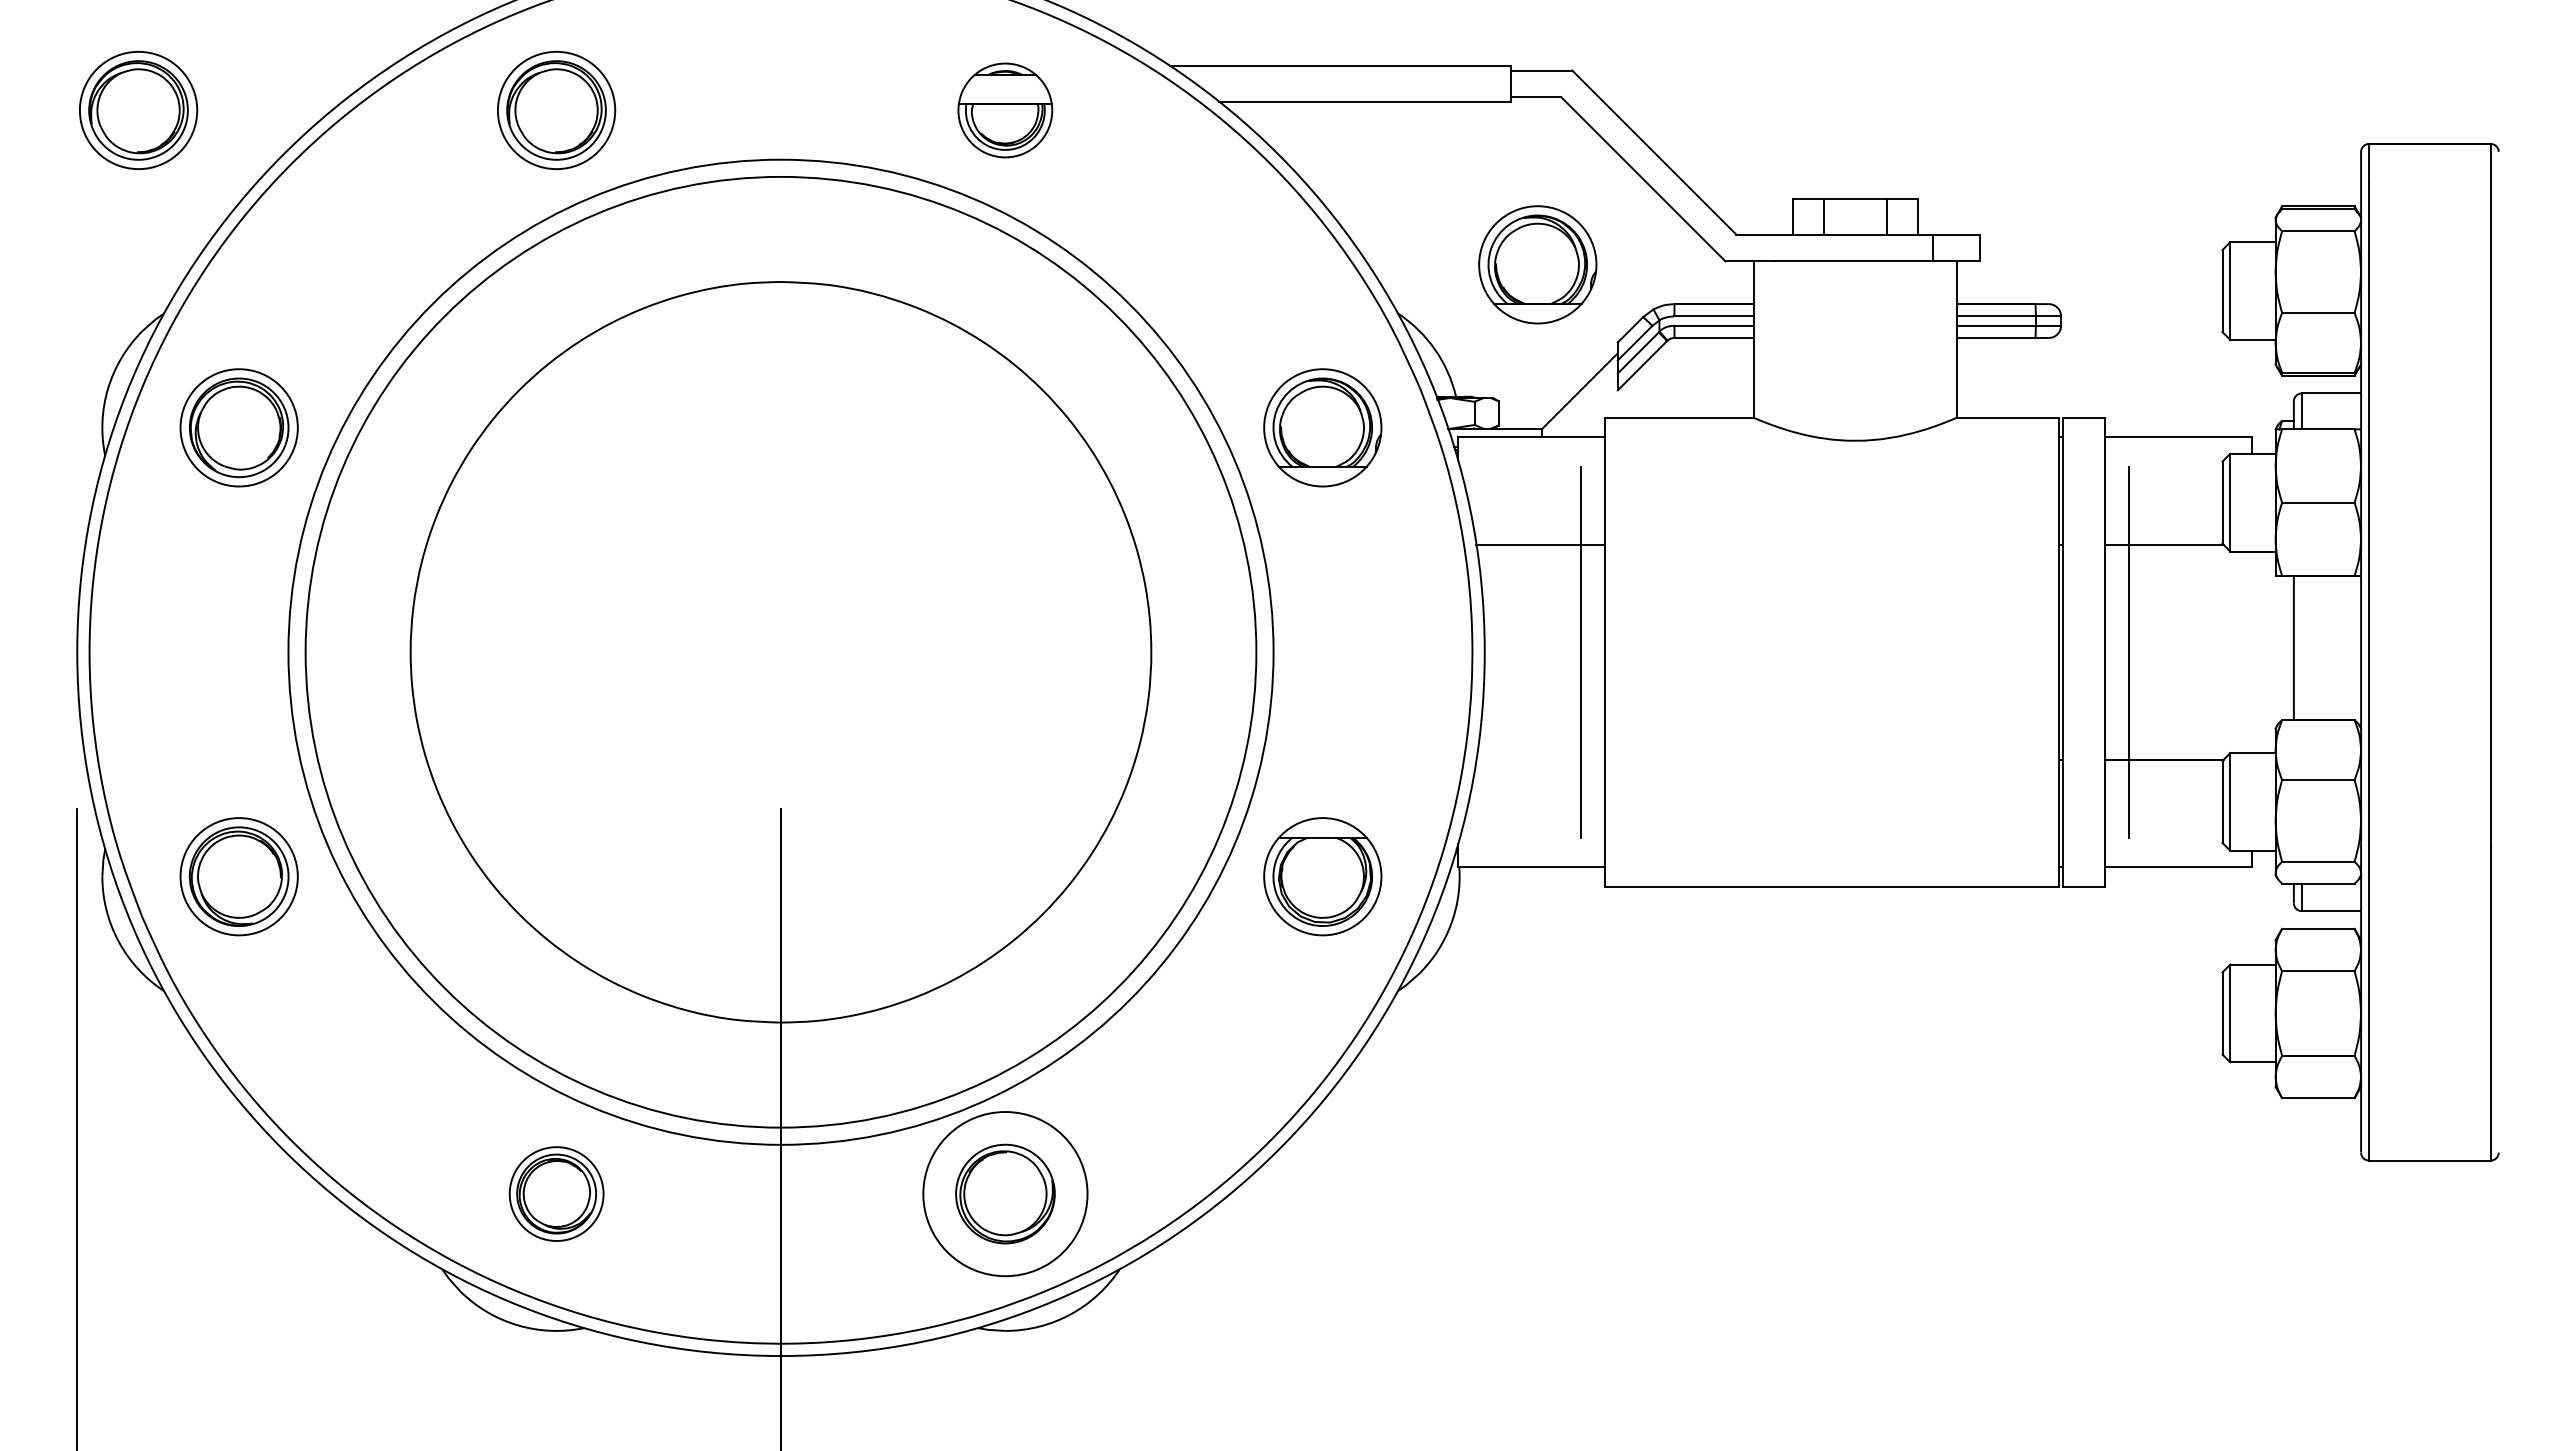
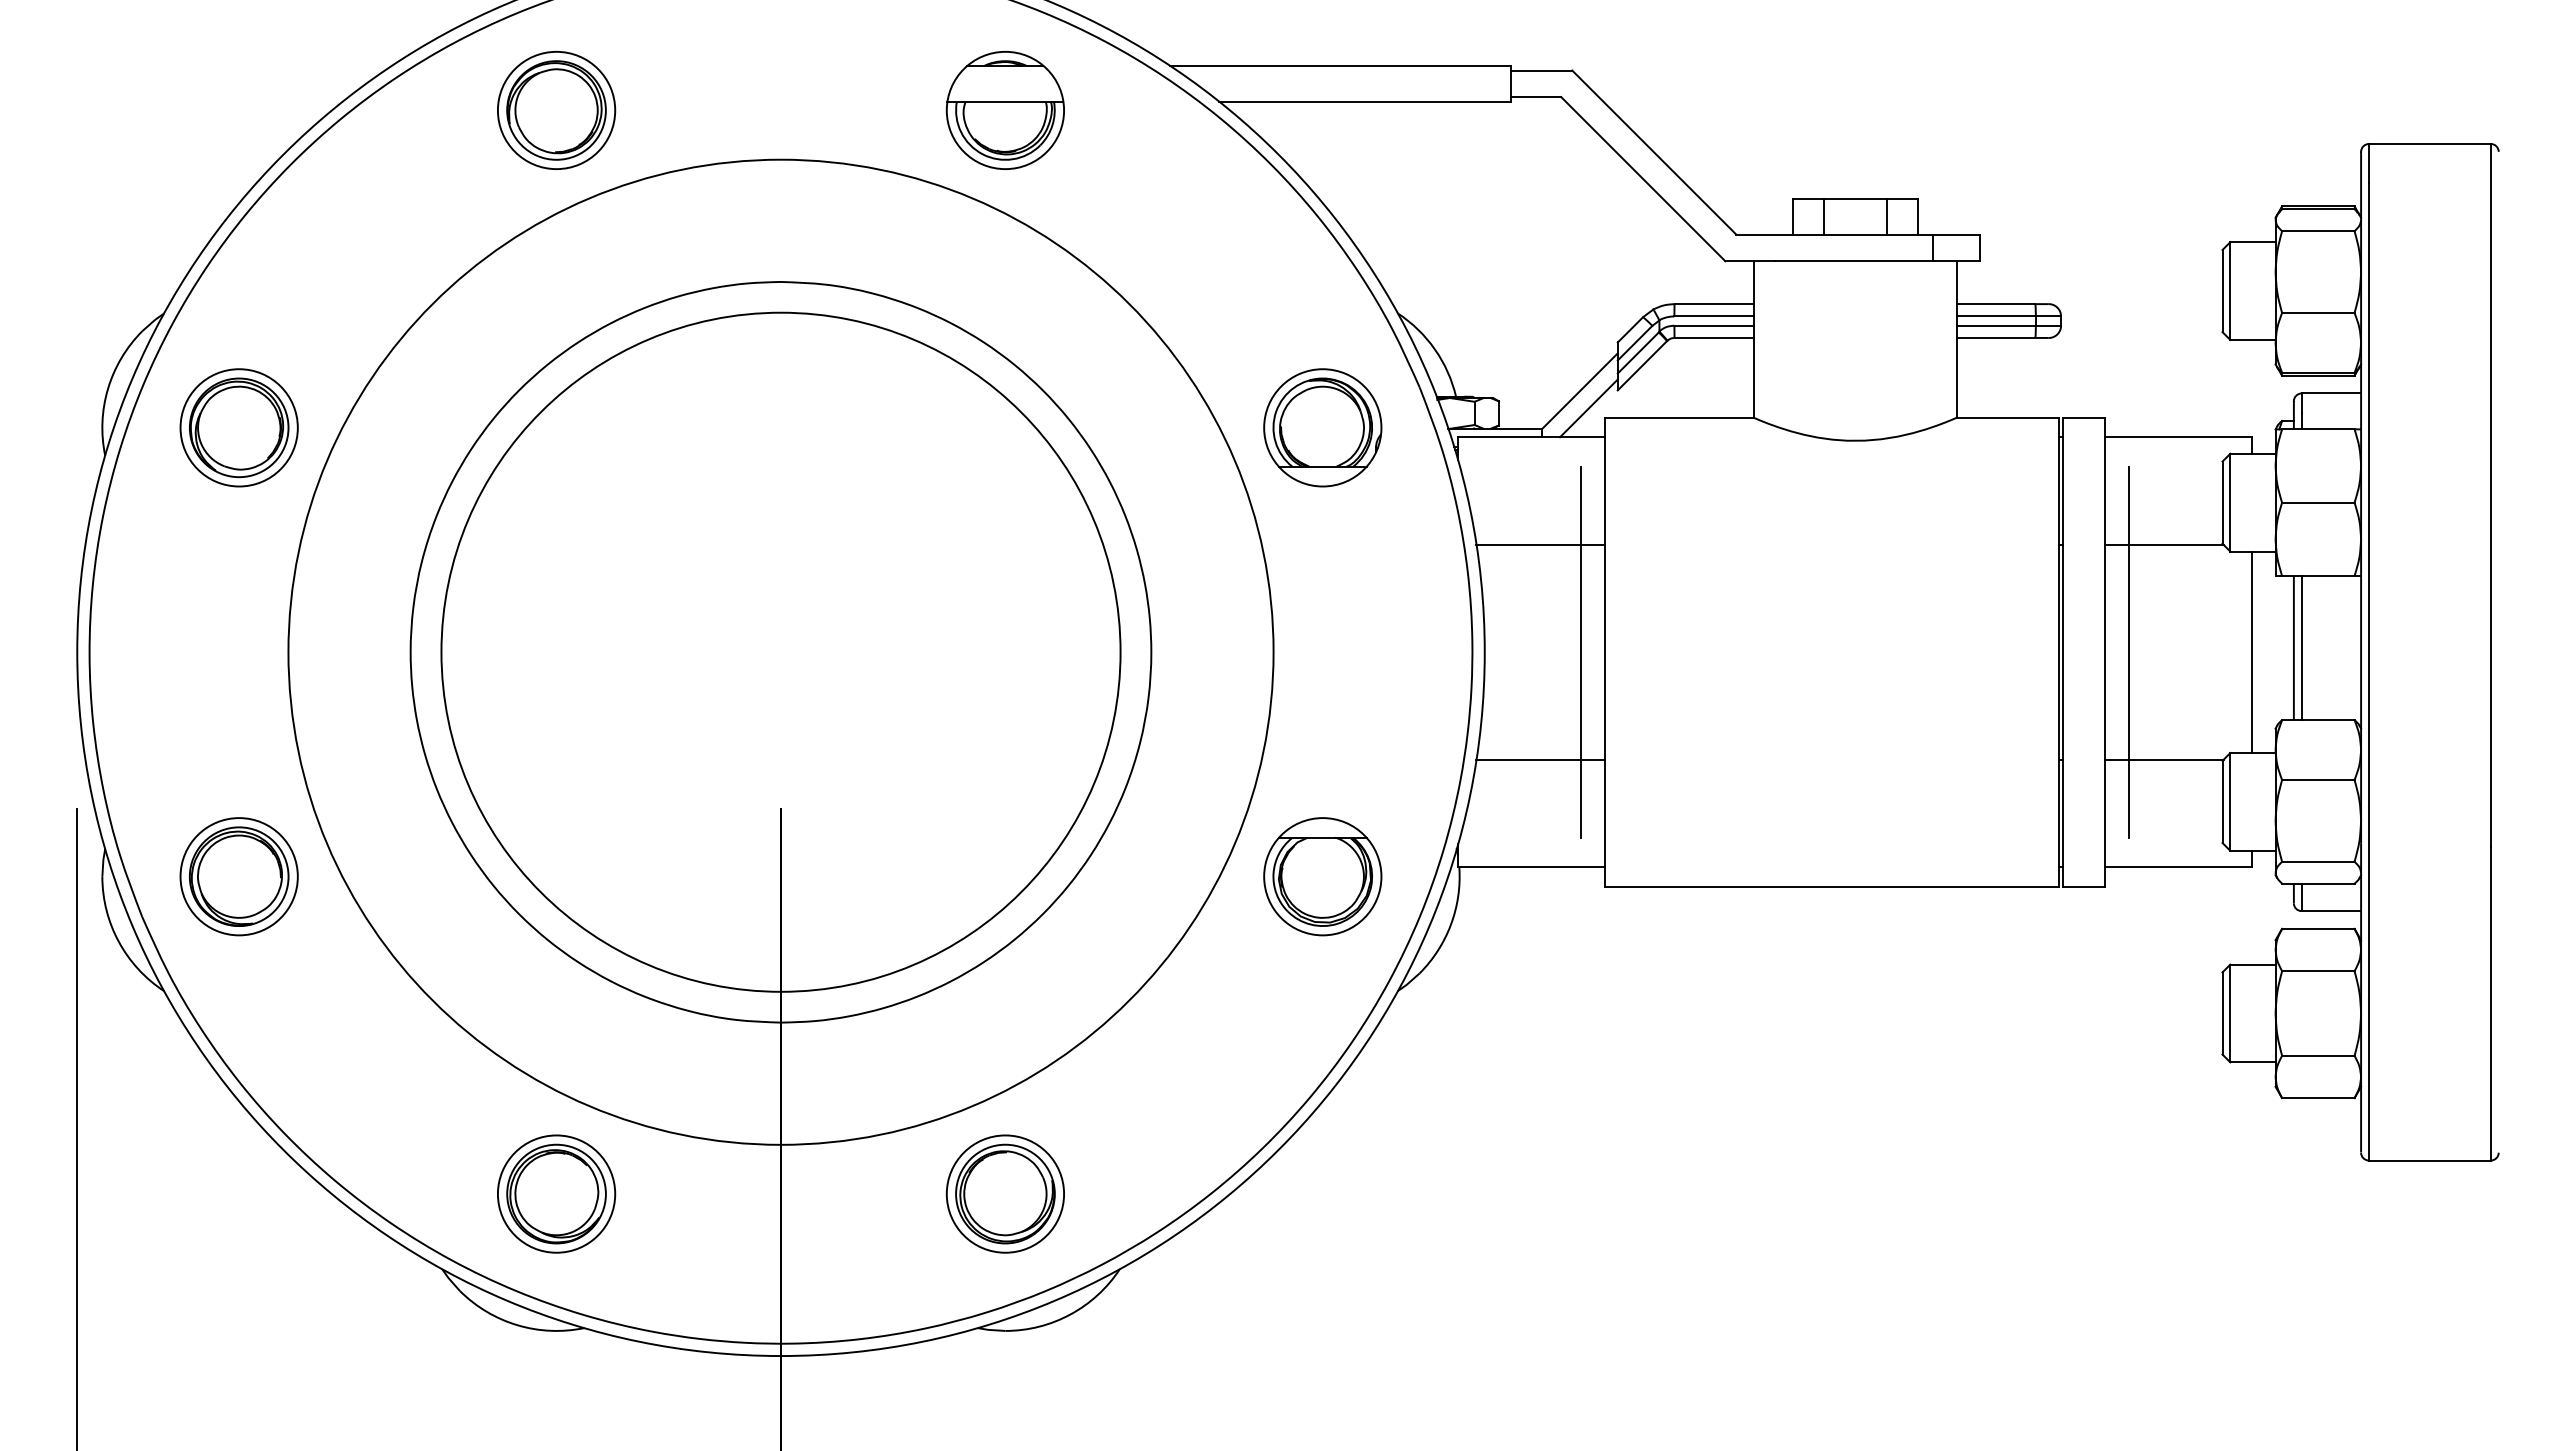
part: present -> none (138, 110)
part size: 97x97 px -> 120x119 px (1004, 110)
part: present -> none (1537, 264)
line: none -> present (1588, 408)
line: none -> present (2301, 647)
circle diameter: 951 px -> 679 px (780, 651)
line: none -> present (2252, 652)
line: none -> present (1540, 759)
part size: 97x96 px -> 120x120 px (556, 1193)
circle diameter: 164 px -> 117 px (1005, 1193)
